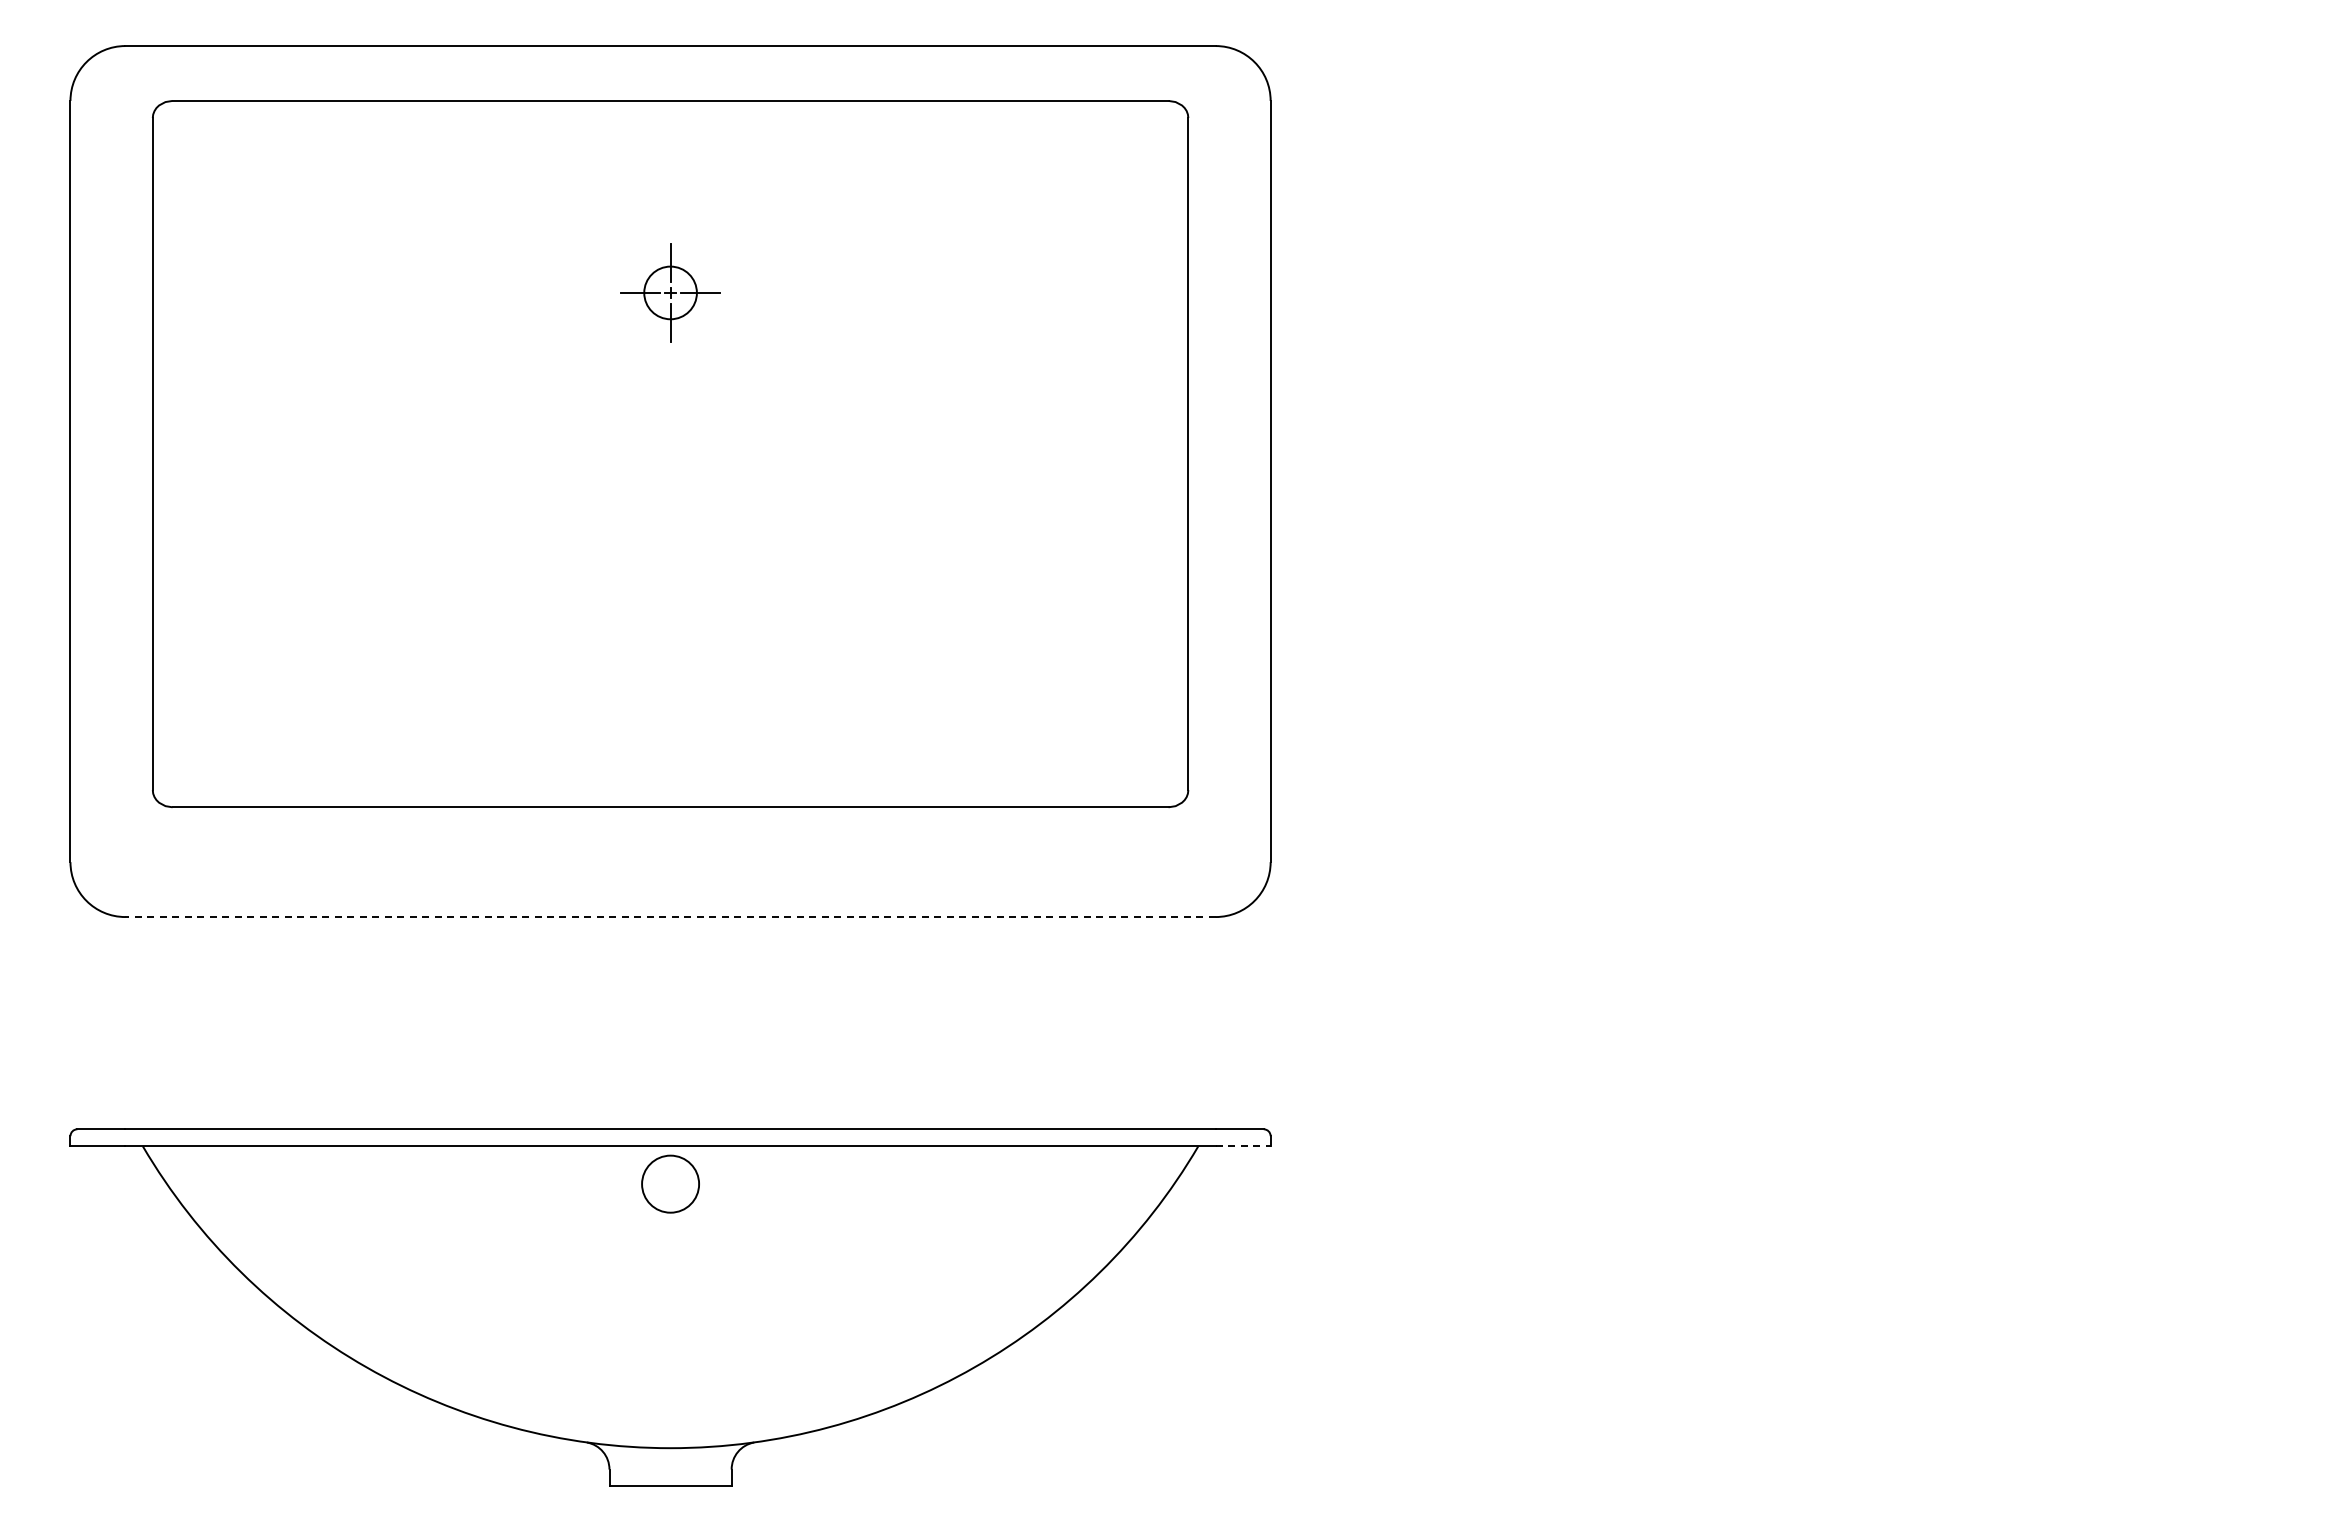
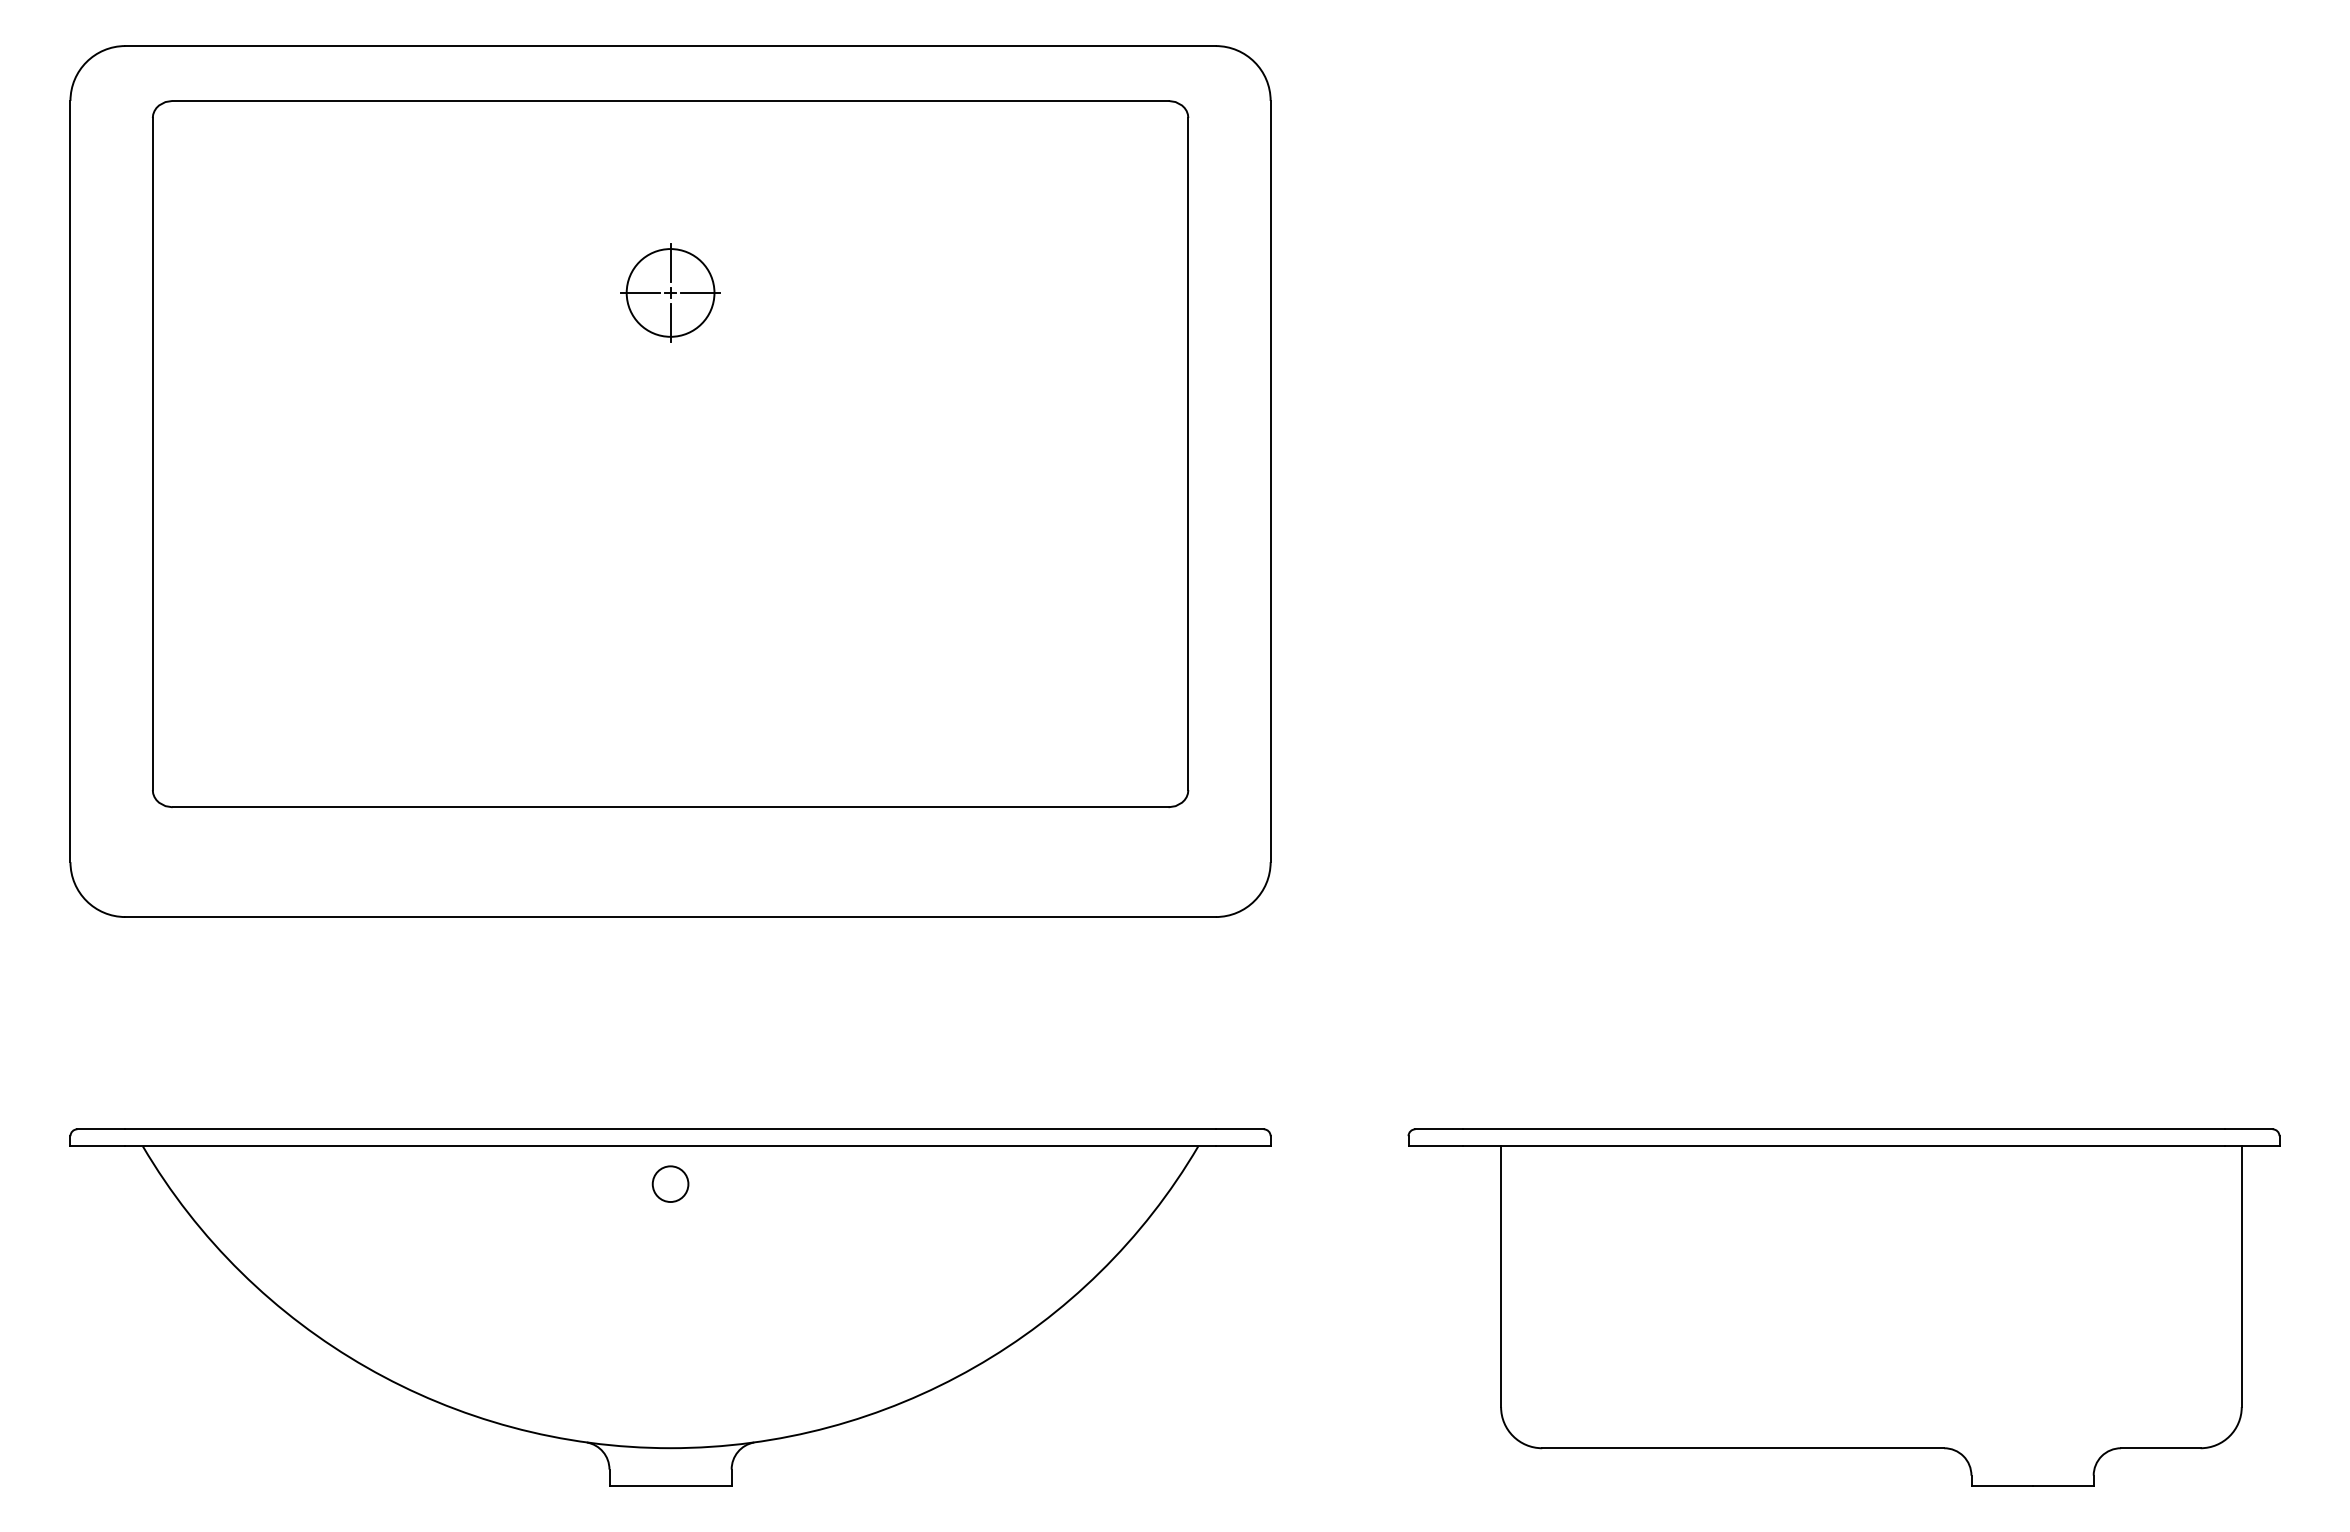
circle diameter: 53 px -> 88 px (670, 292)
line: dashed -> solid (670, 917)
line: dashed -> solid (1243, 1146)
circle diameter: 57 px -> 36 px (670, 1184)
part: none -> present (1843, 1307)
